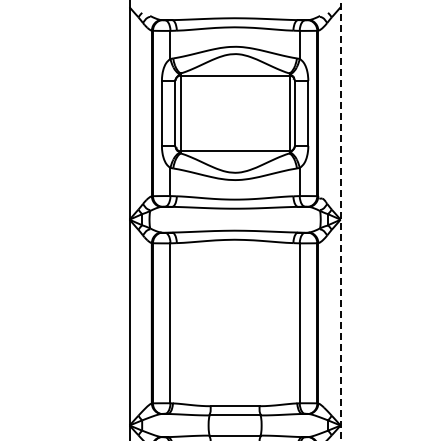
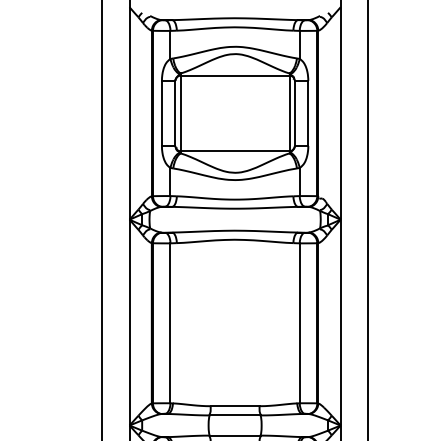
line: none -> present (102, 219)
line: none -> present (367, 219)
line: dashed -> solid (340, 220)
